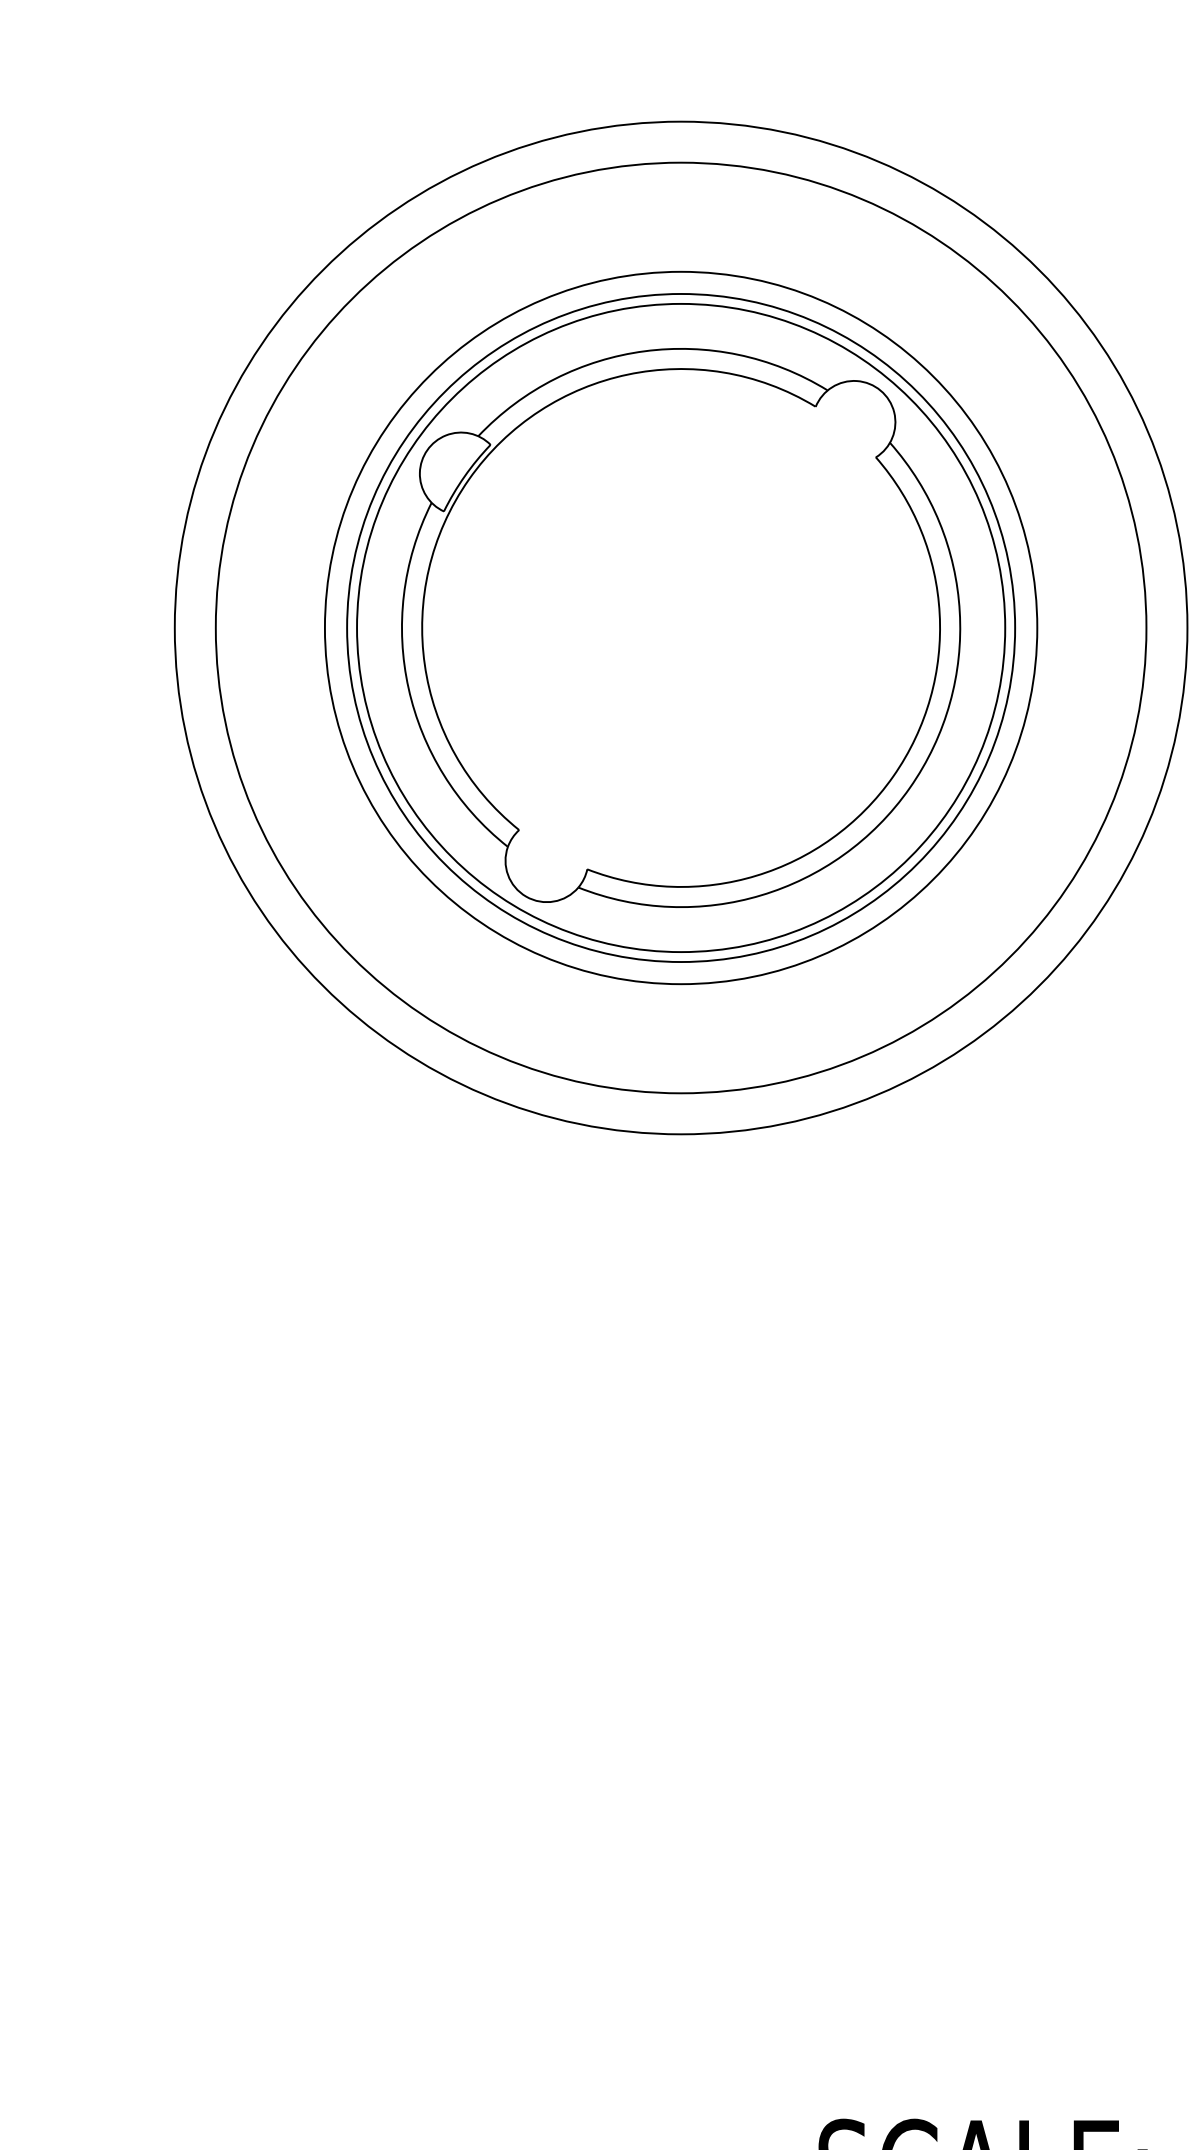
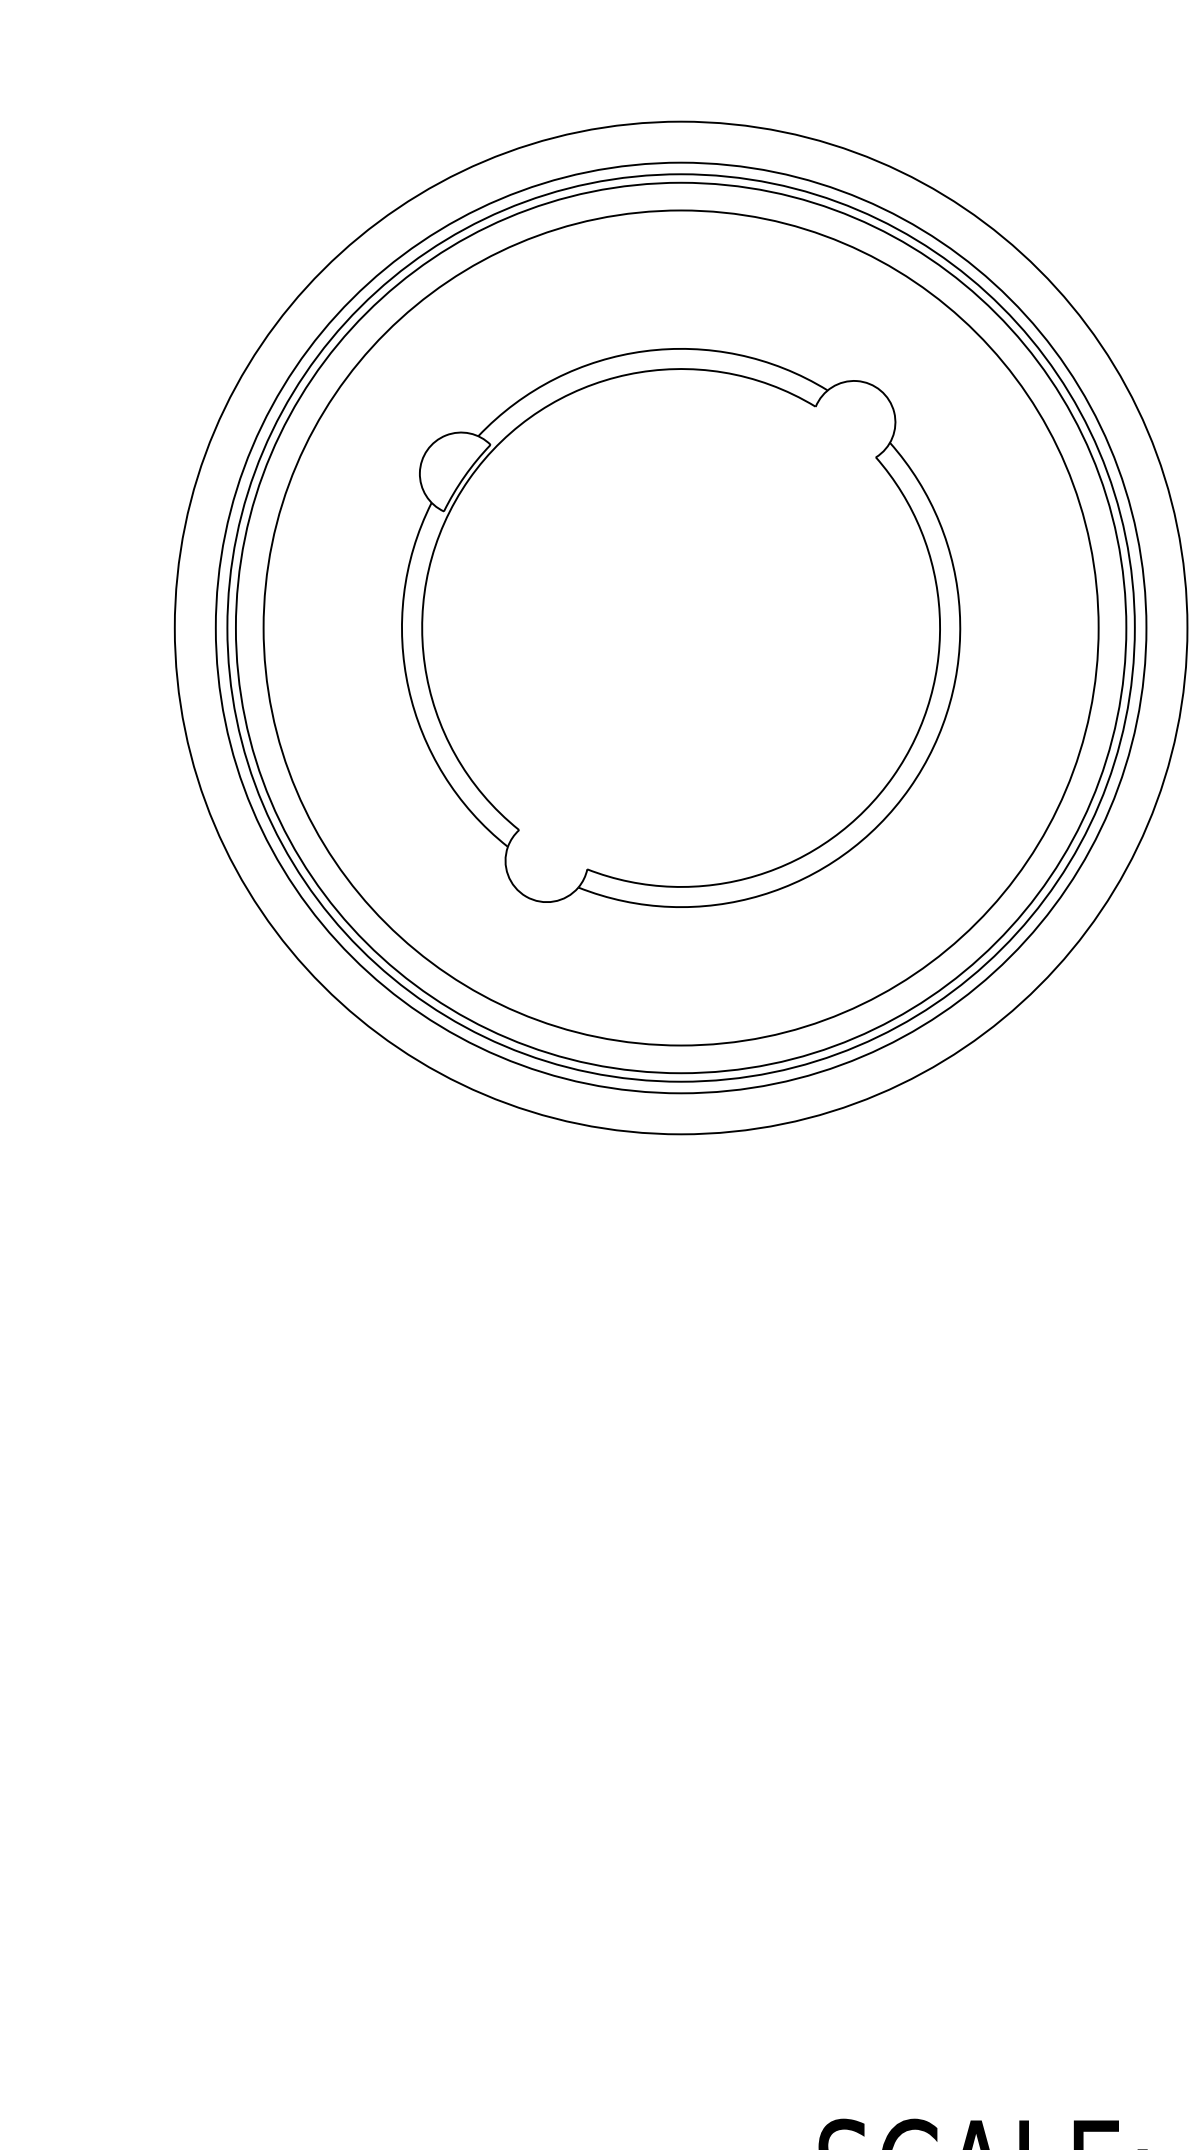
circle diameter: 712 px -> 890 px (680, 627)
circle diameter: 648 px -> 907 px (680, 627)
circle diameter: 668 px -> 835 px (680, 627)
